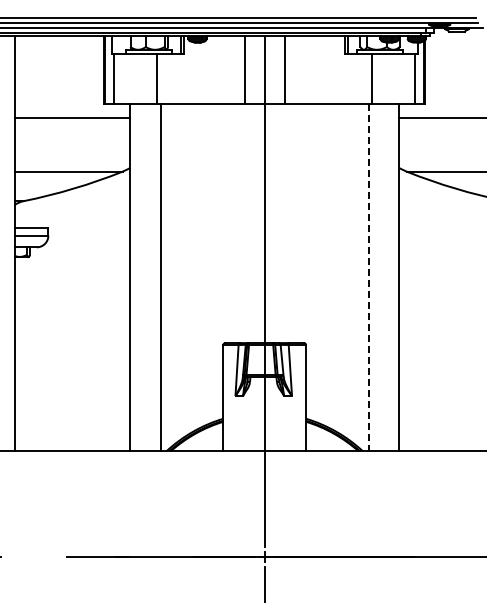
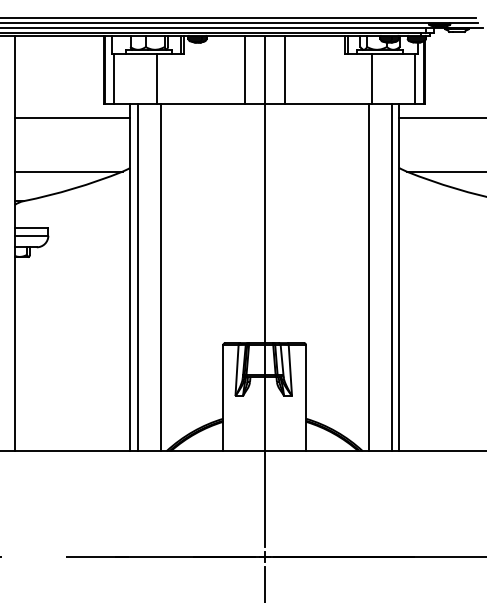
line: none -> present (137, 277)
line: dashed -> solid (368, 277)
line: none -> present (391, 277)
